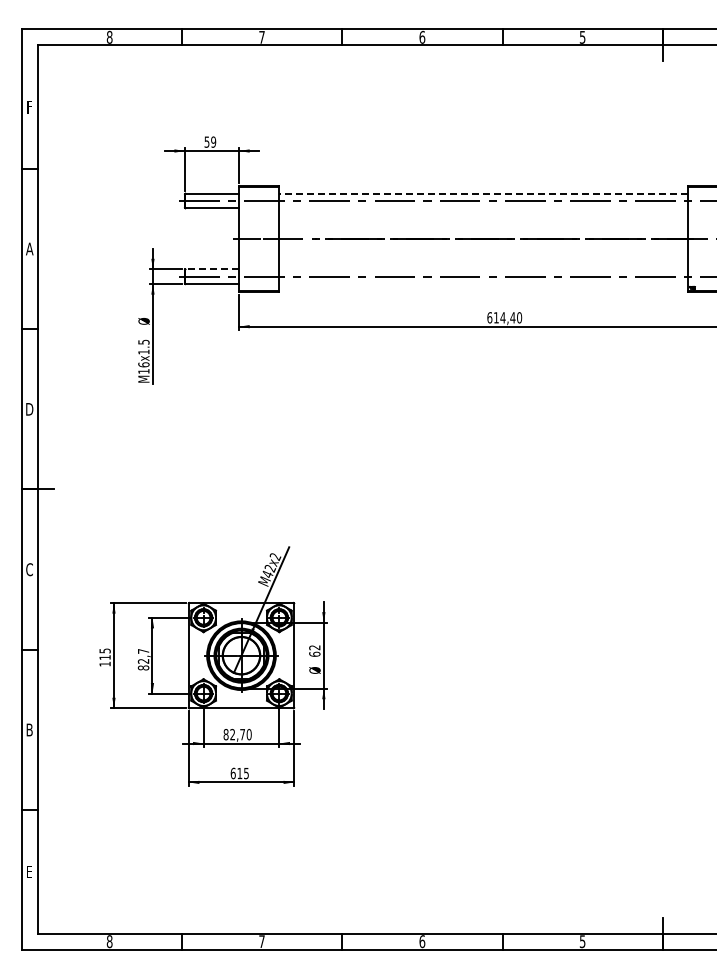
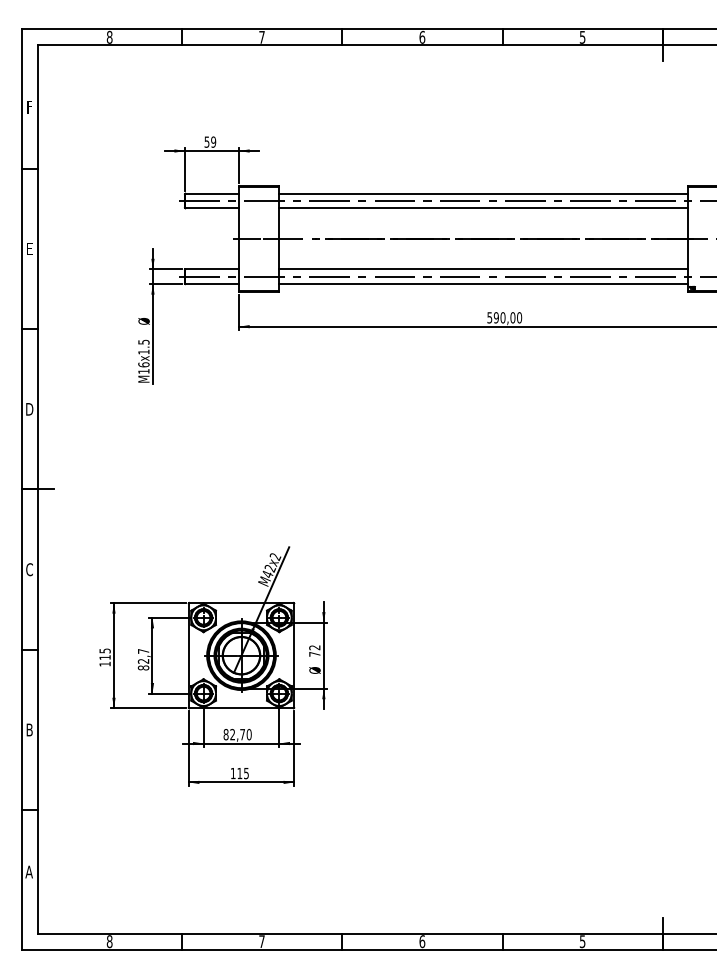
line: dashed -> solid (483, 193)
line: none -> present (483, 208)
text: A -> E (29, 248)
line: dashed -> solid (212, 269)
line: none -> present (483, 269)
line: none -> present (483, 284)
text: 614,40 -> 590,00 (501, 317)
text: 62 -> 72 (314, 653)
text: 615 -> 115 (232, 773)
text: E -> A (28, 871)
